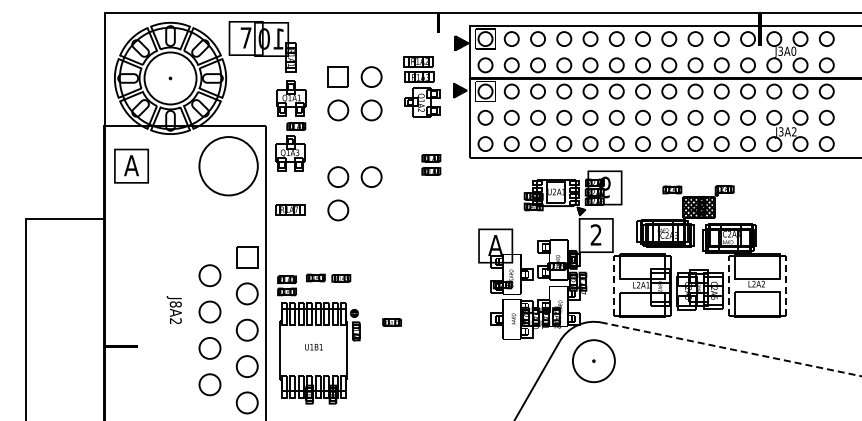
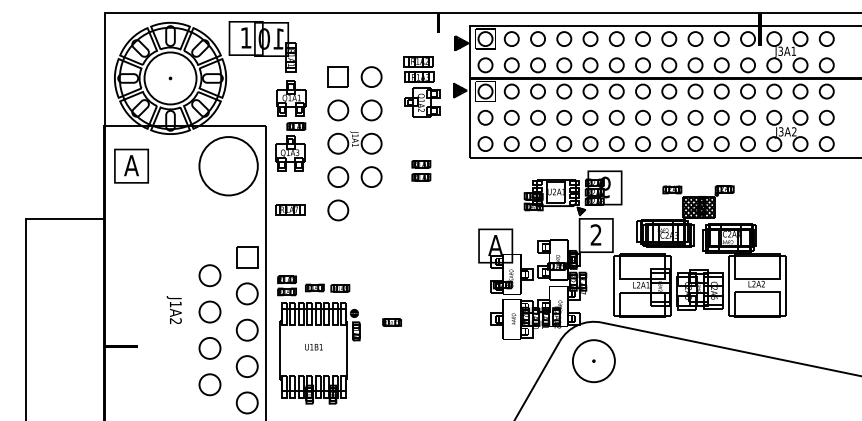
text: 7 -> 1 (245, 37)
text: J3A0 -> J3A1 (793, 50)
part: none -> present (354, 142)
part position: (431, 164) -> (421, 170) (421, 170)
part position: (328, 277) -> (327, 287) (327, 287)
line: dashed -> solid (614, 285)
line: dashed -> solid (729, 285)
line: dashed -> solid (785, 285)
text: J8A2 -> J1A2 (175, 304)
line: dashed -> solid (731, 349)
